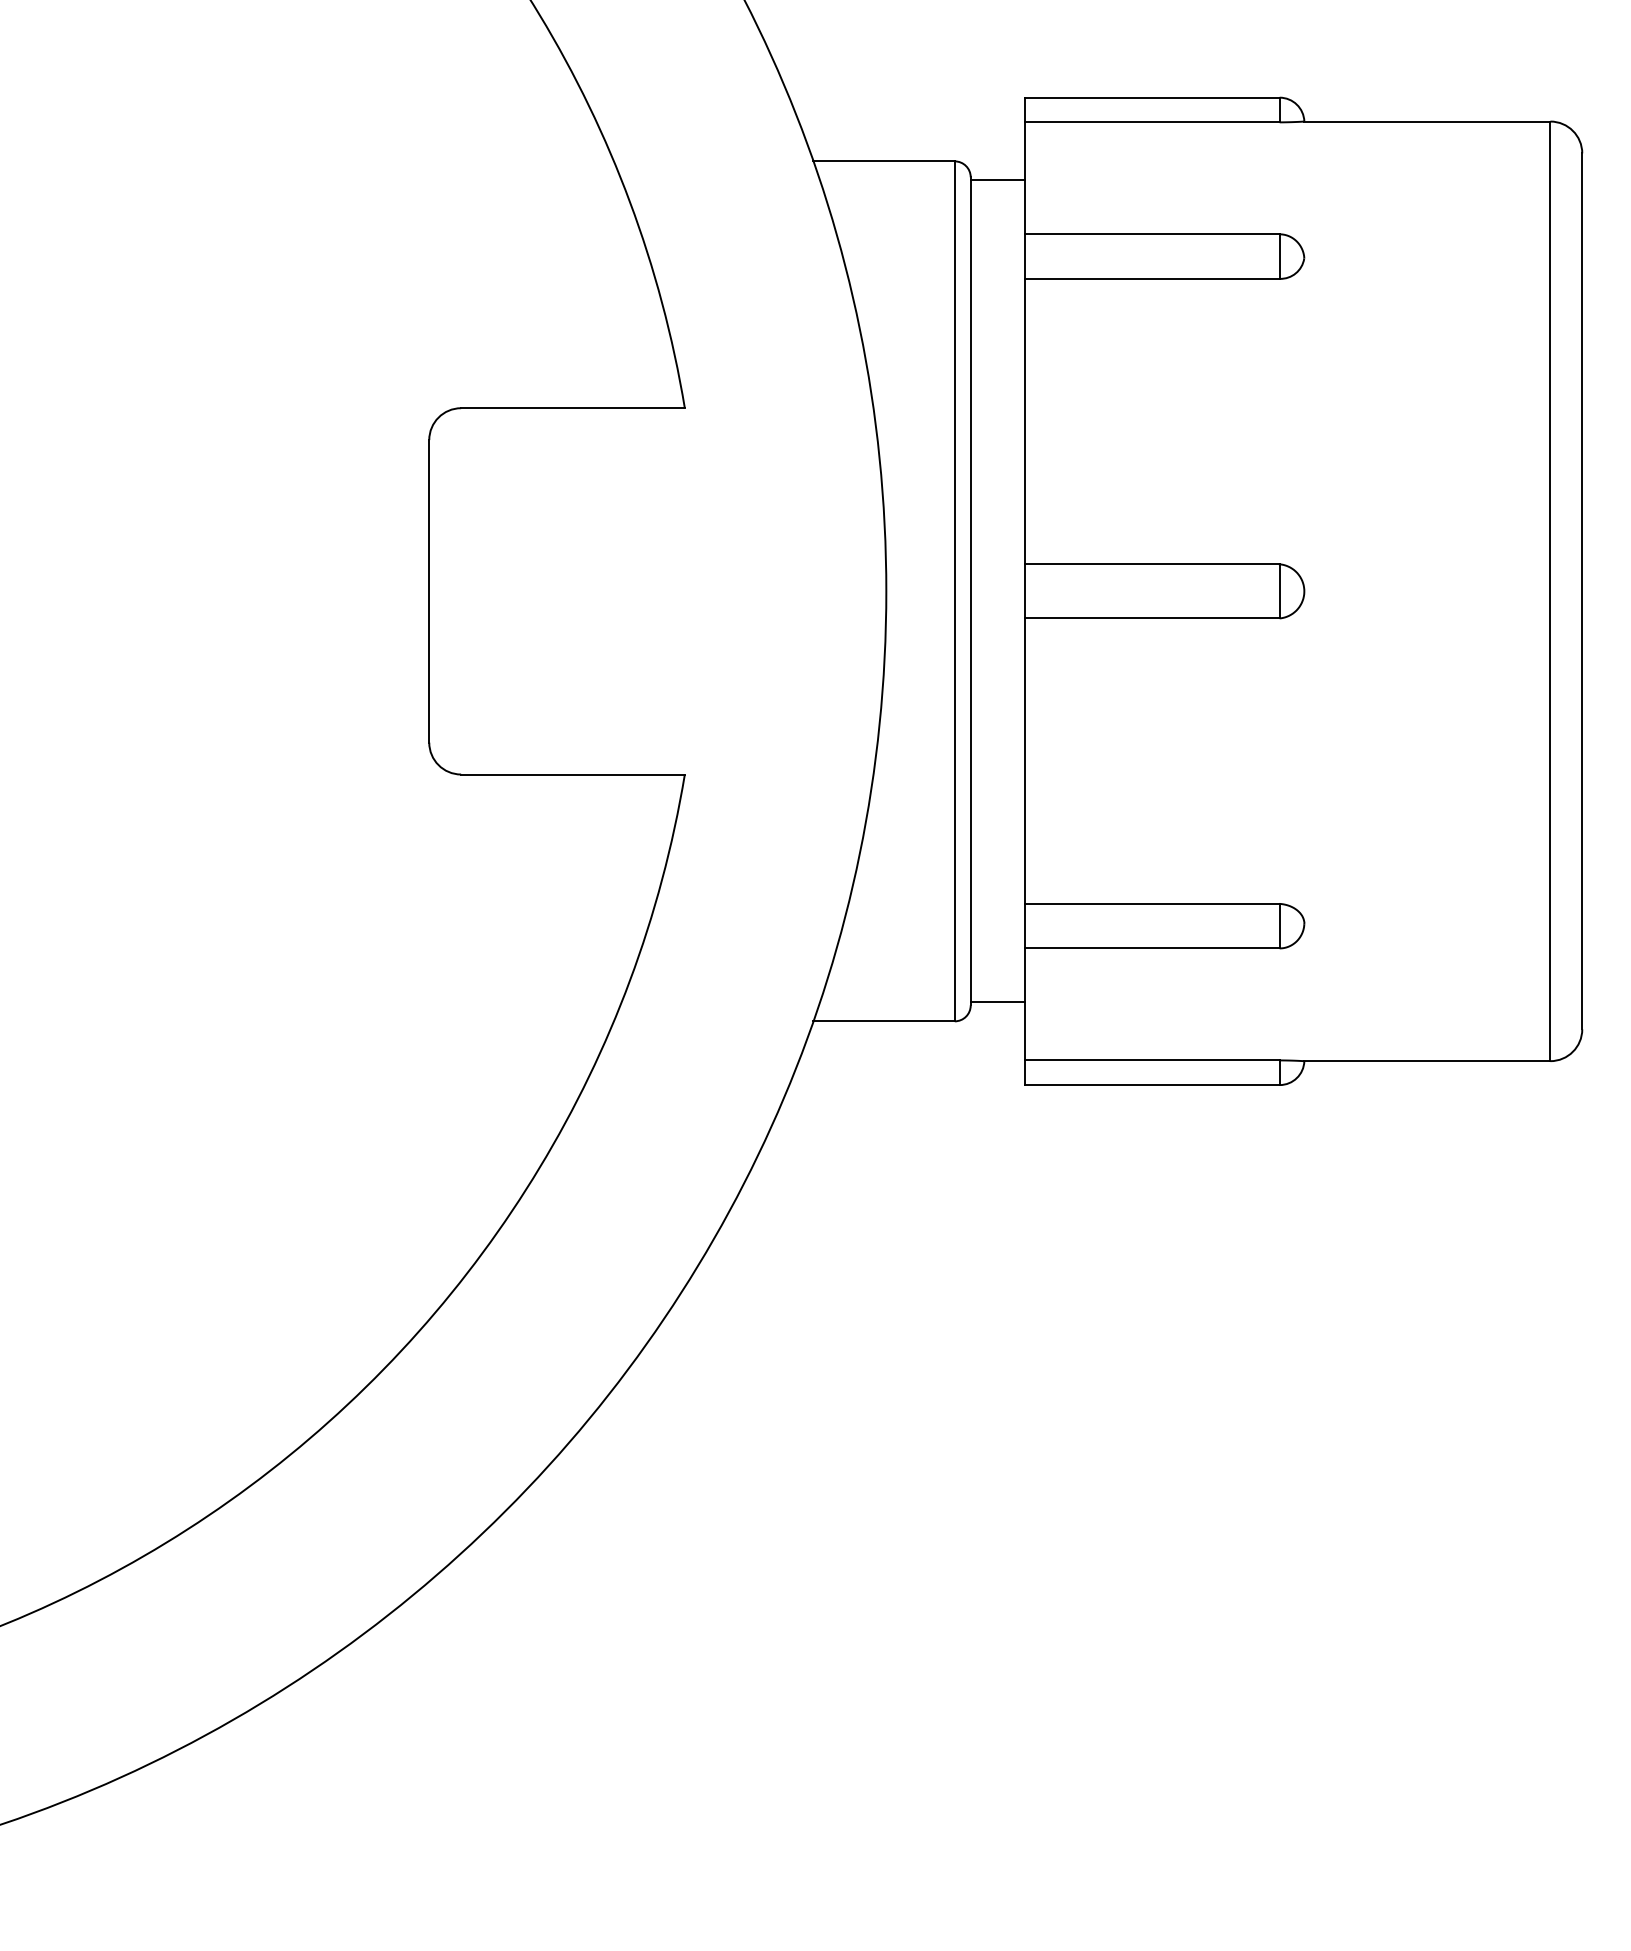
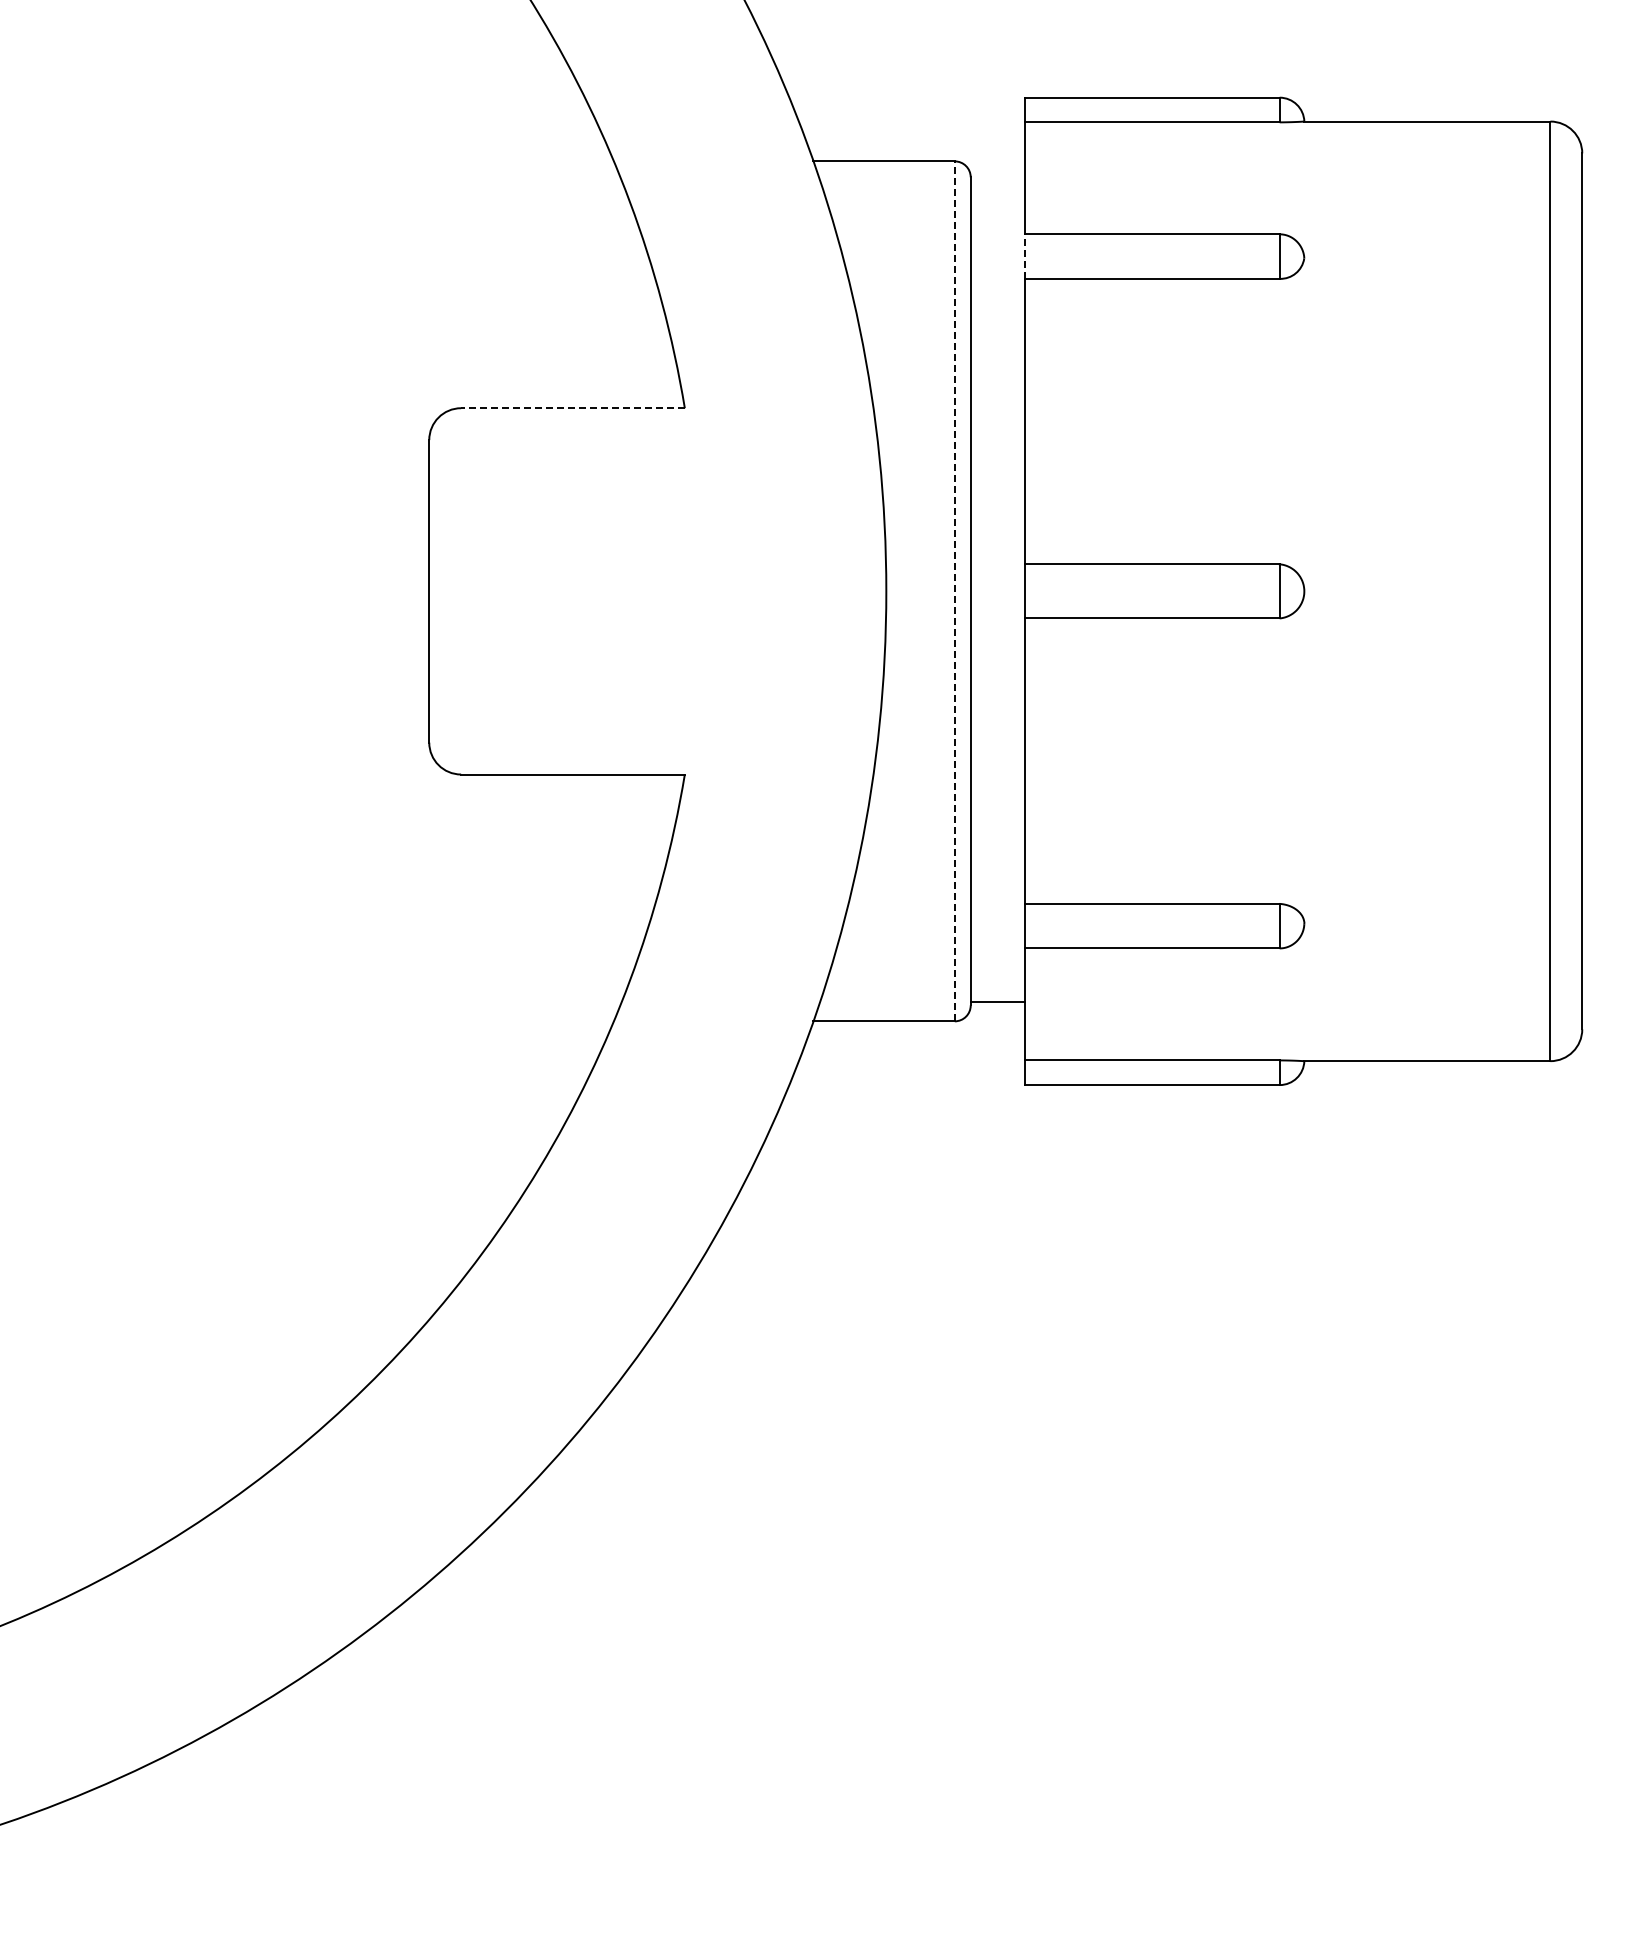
line: present -> none (997, 180)
line: solid -> dashed (1024, 256)
line: solid -> dashed (573, 408)
line: solid -> dashed (954, 591)
